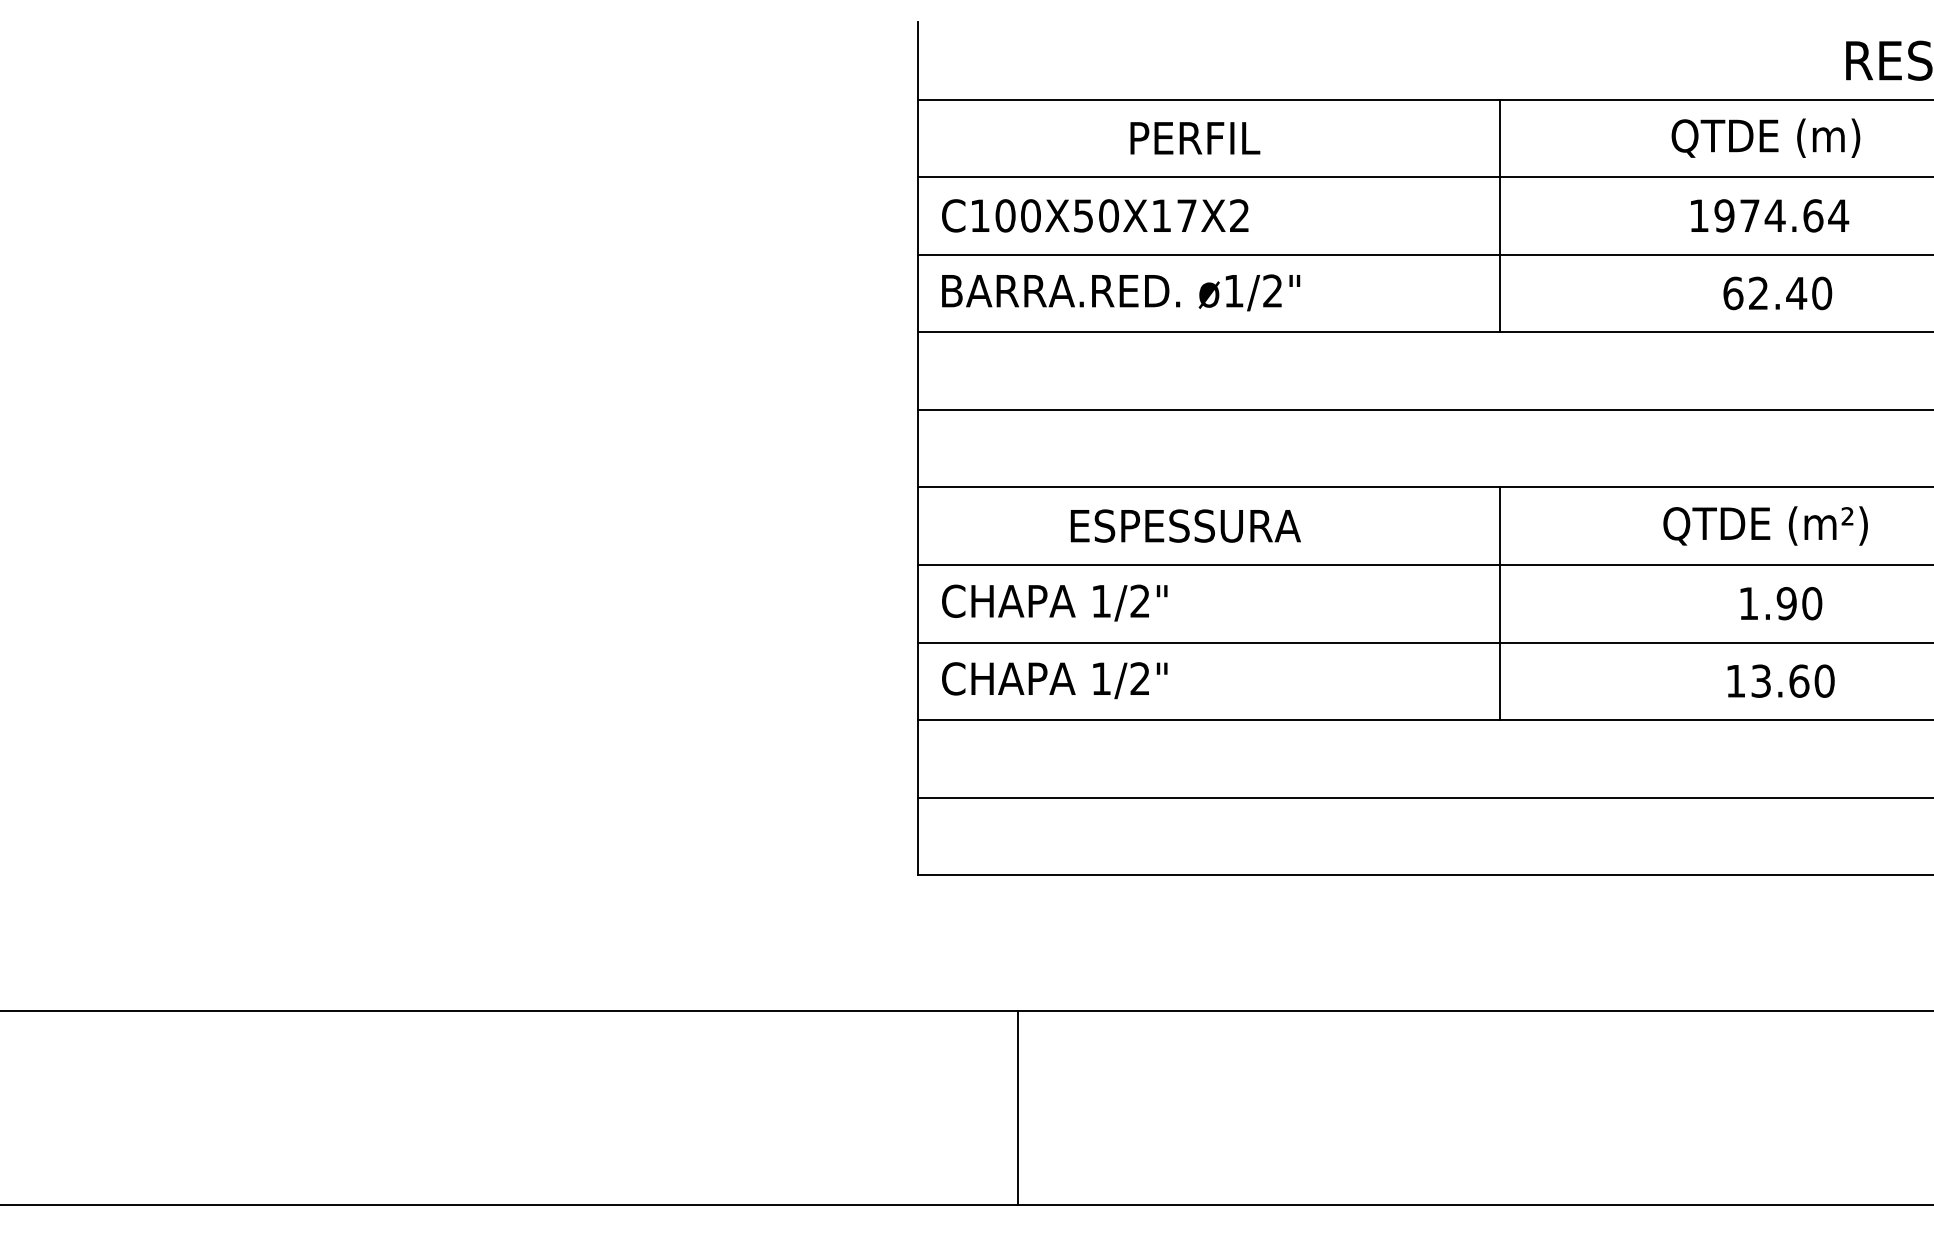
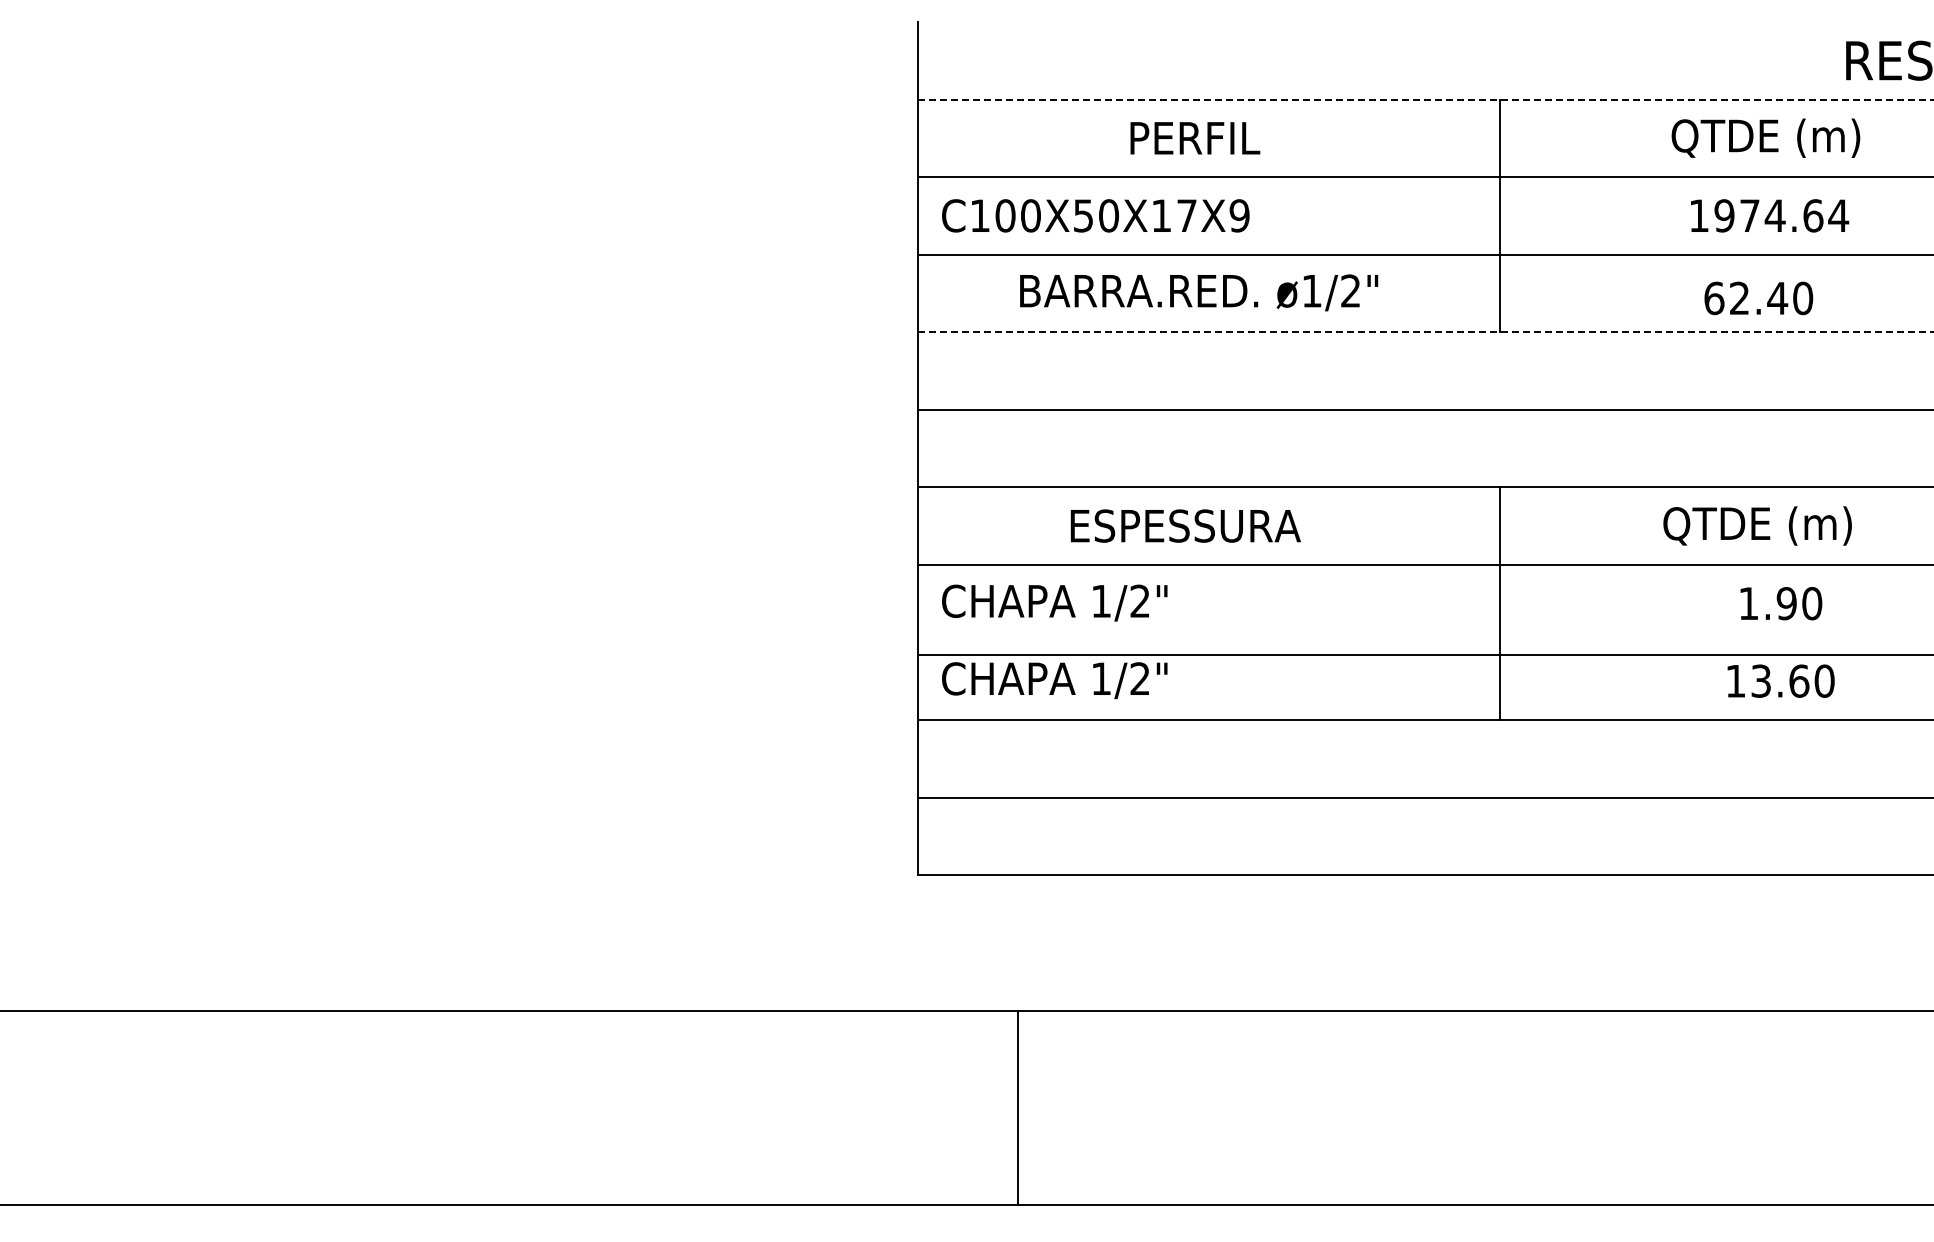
line: solid -> dashed (1426, 99)
text: C100X50X17X2 -> C100X50X17X9 (1239, 215)
text position: (1121, 292) -> (1199, 292) (1199, 292)
text position: (1777, 293) -> (1758, 298) (1758, 298)
line: solid -> dashed (1426, 332)
text: QTDE (m²) -> QTDE (m) (1854, 525)
line position: (1424, 642) -> (1424, 654) (1424, 654)
